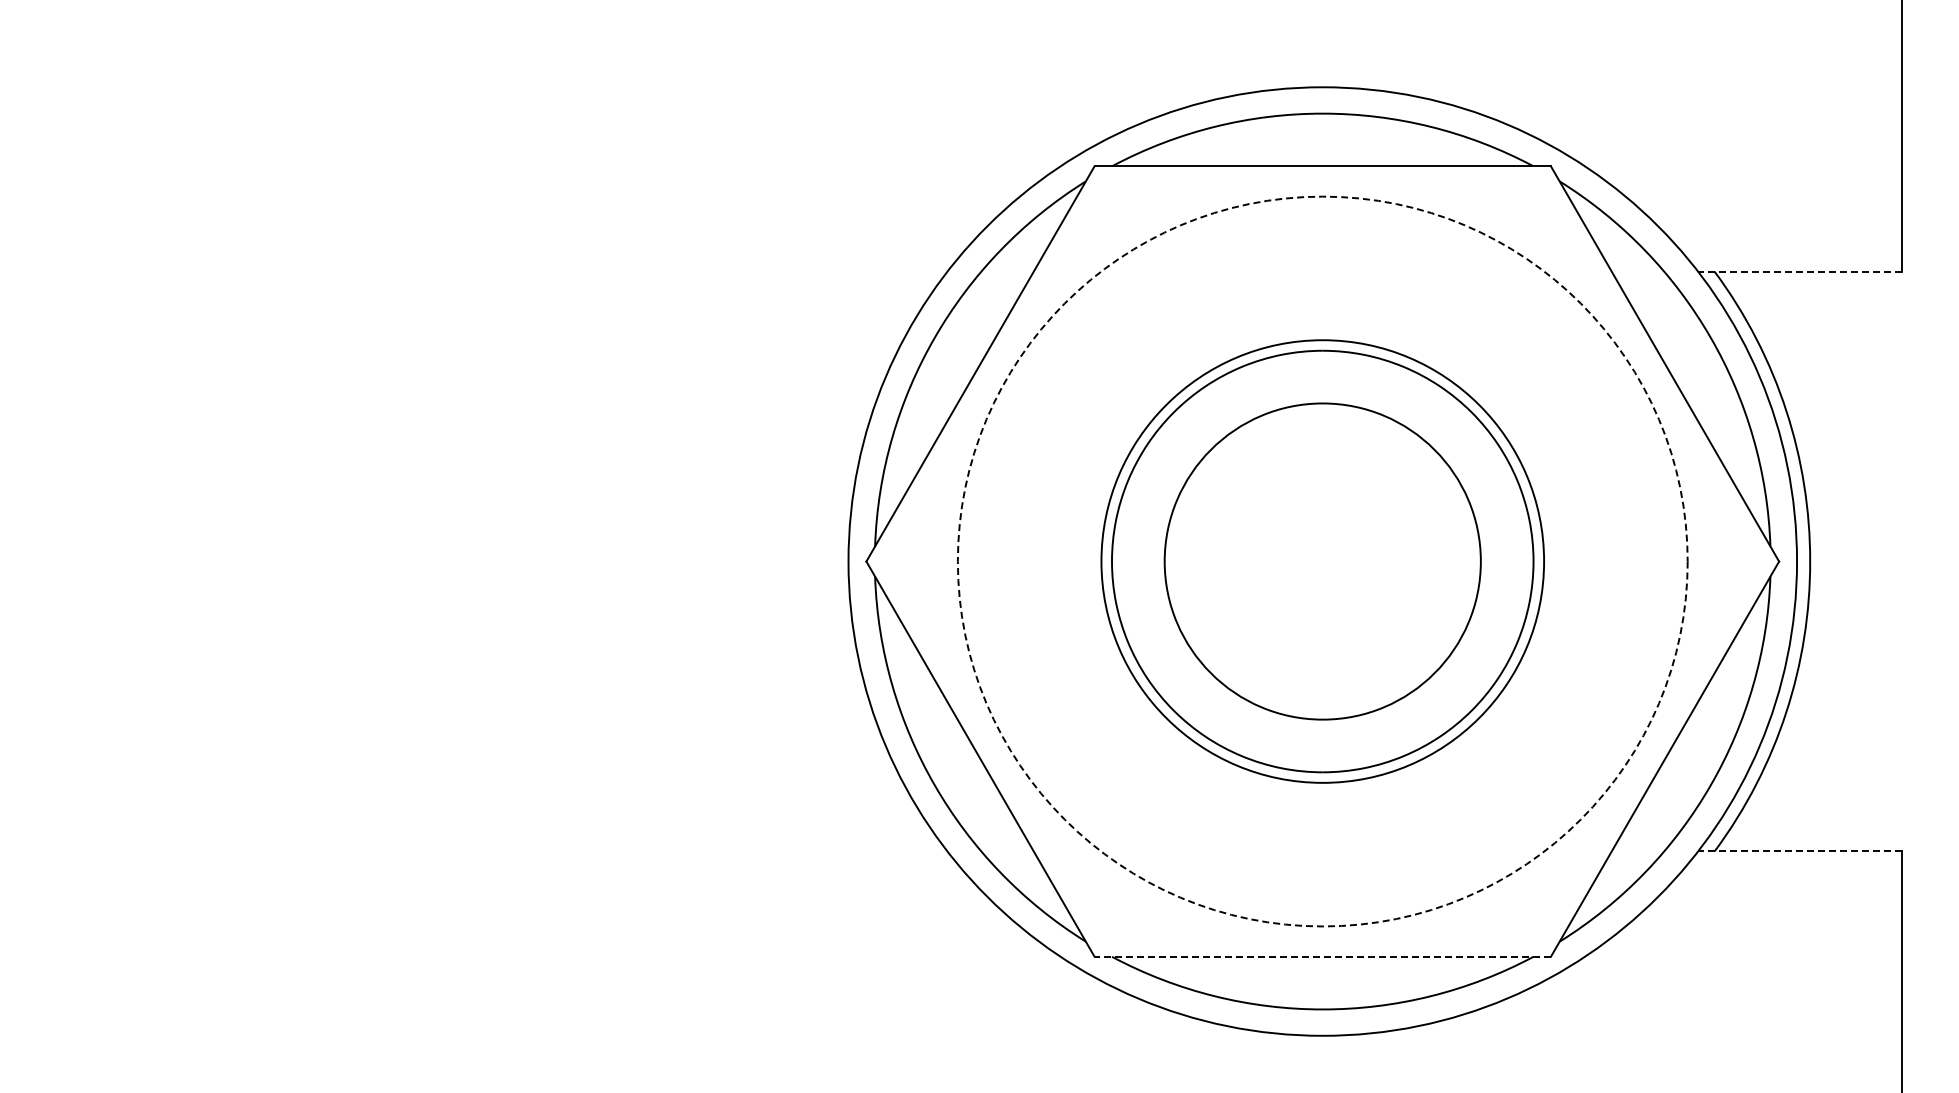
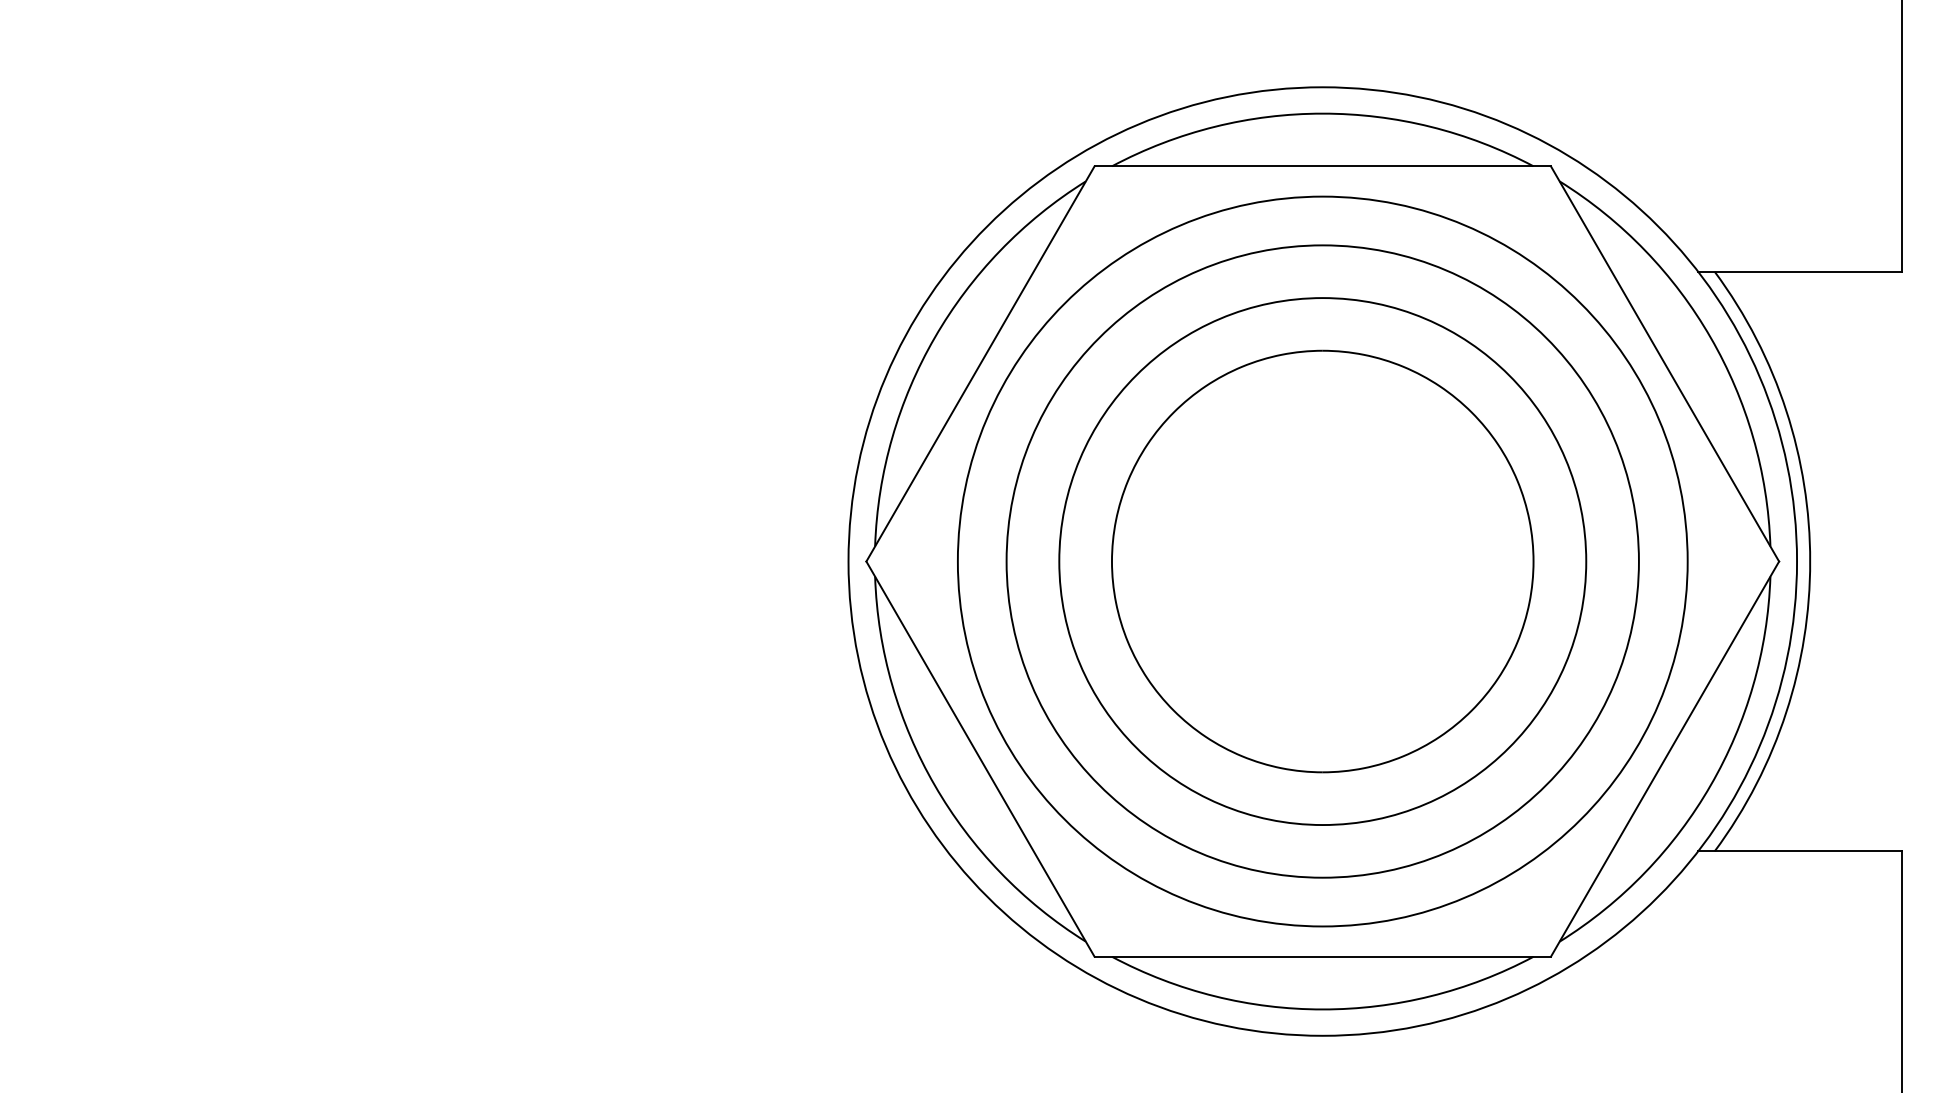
line: dashed -> solid (1799, 271)
circle diameter: 316 px -> 527 px (1322, 561)
circle diameter: 443 px -> 632 px (1322, 561)
circle: dashed -> solid (1322, 561)
line: dashed -> solid (1799, 851)
line: dashed -> solid (1322, 956)
